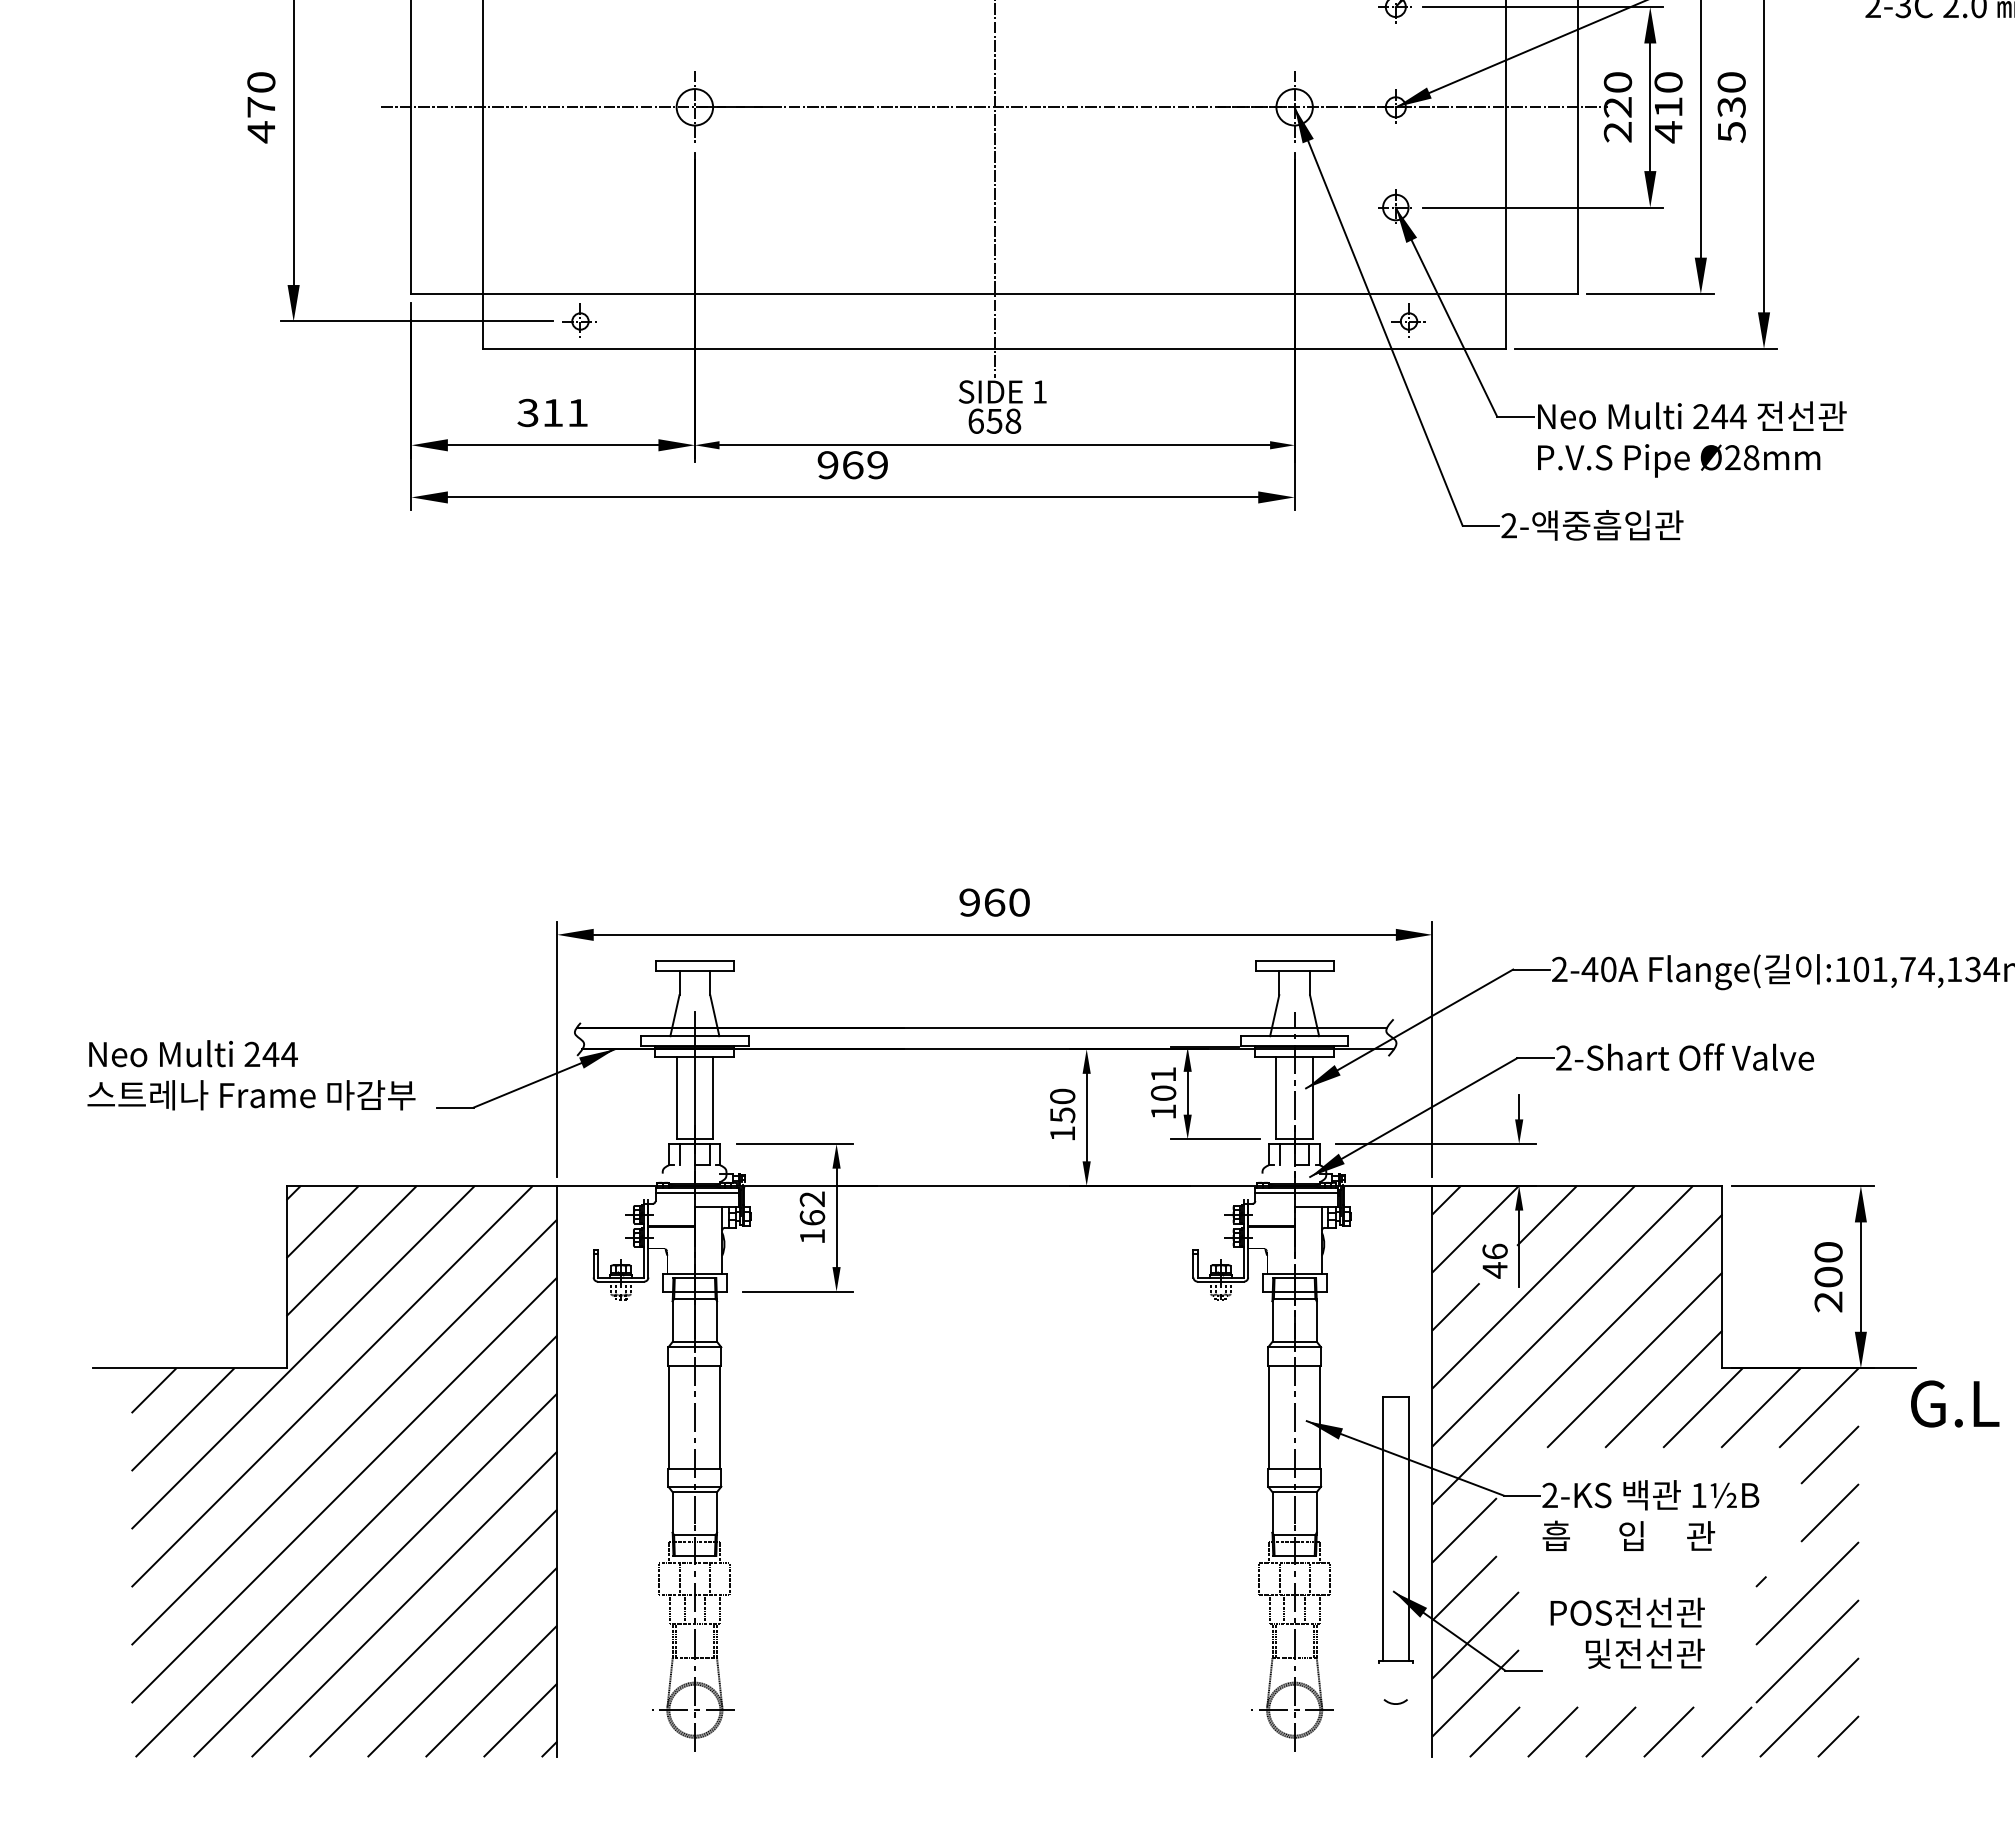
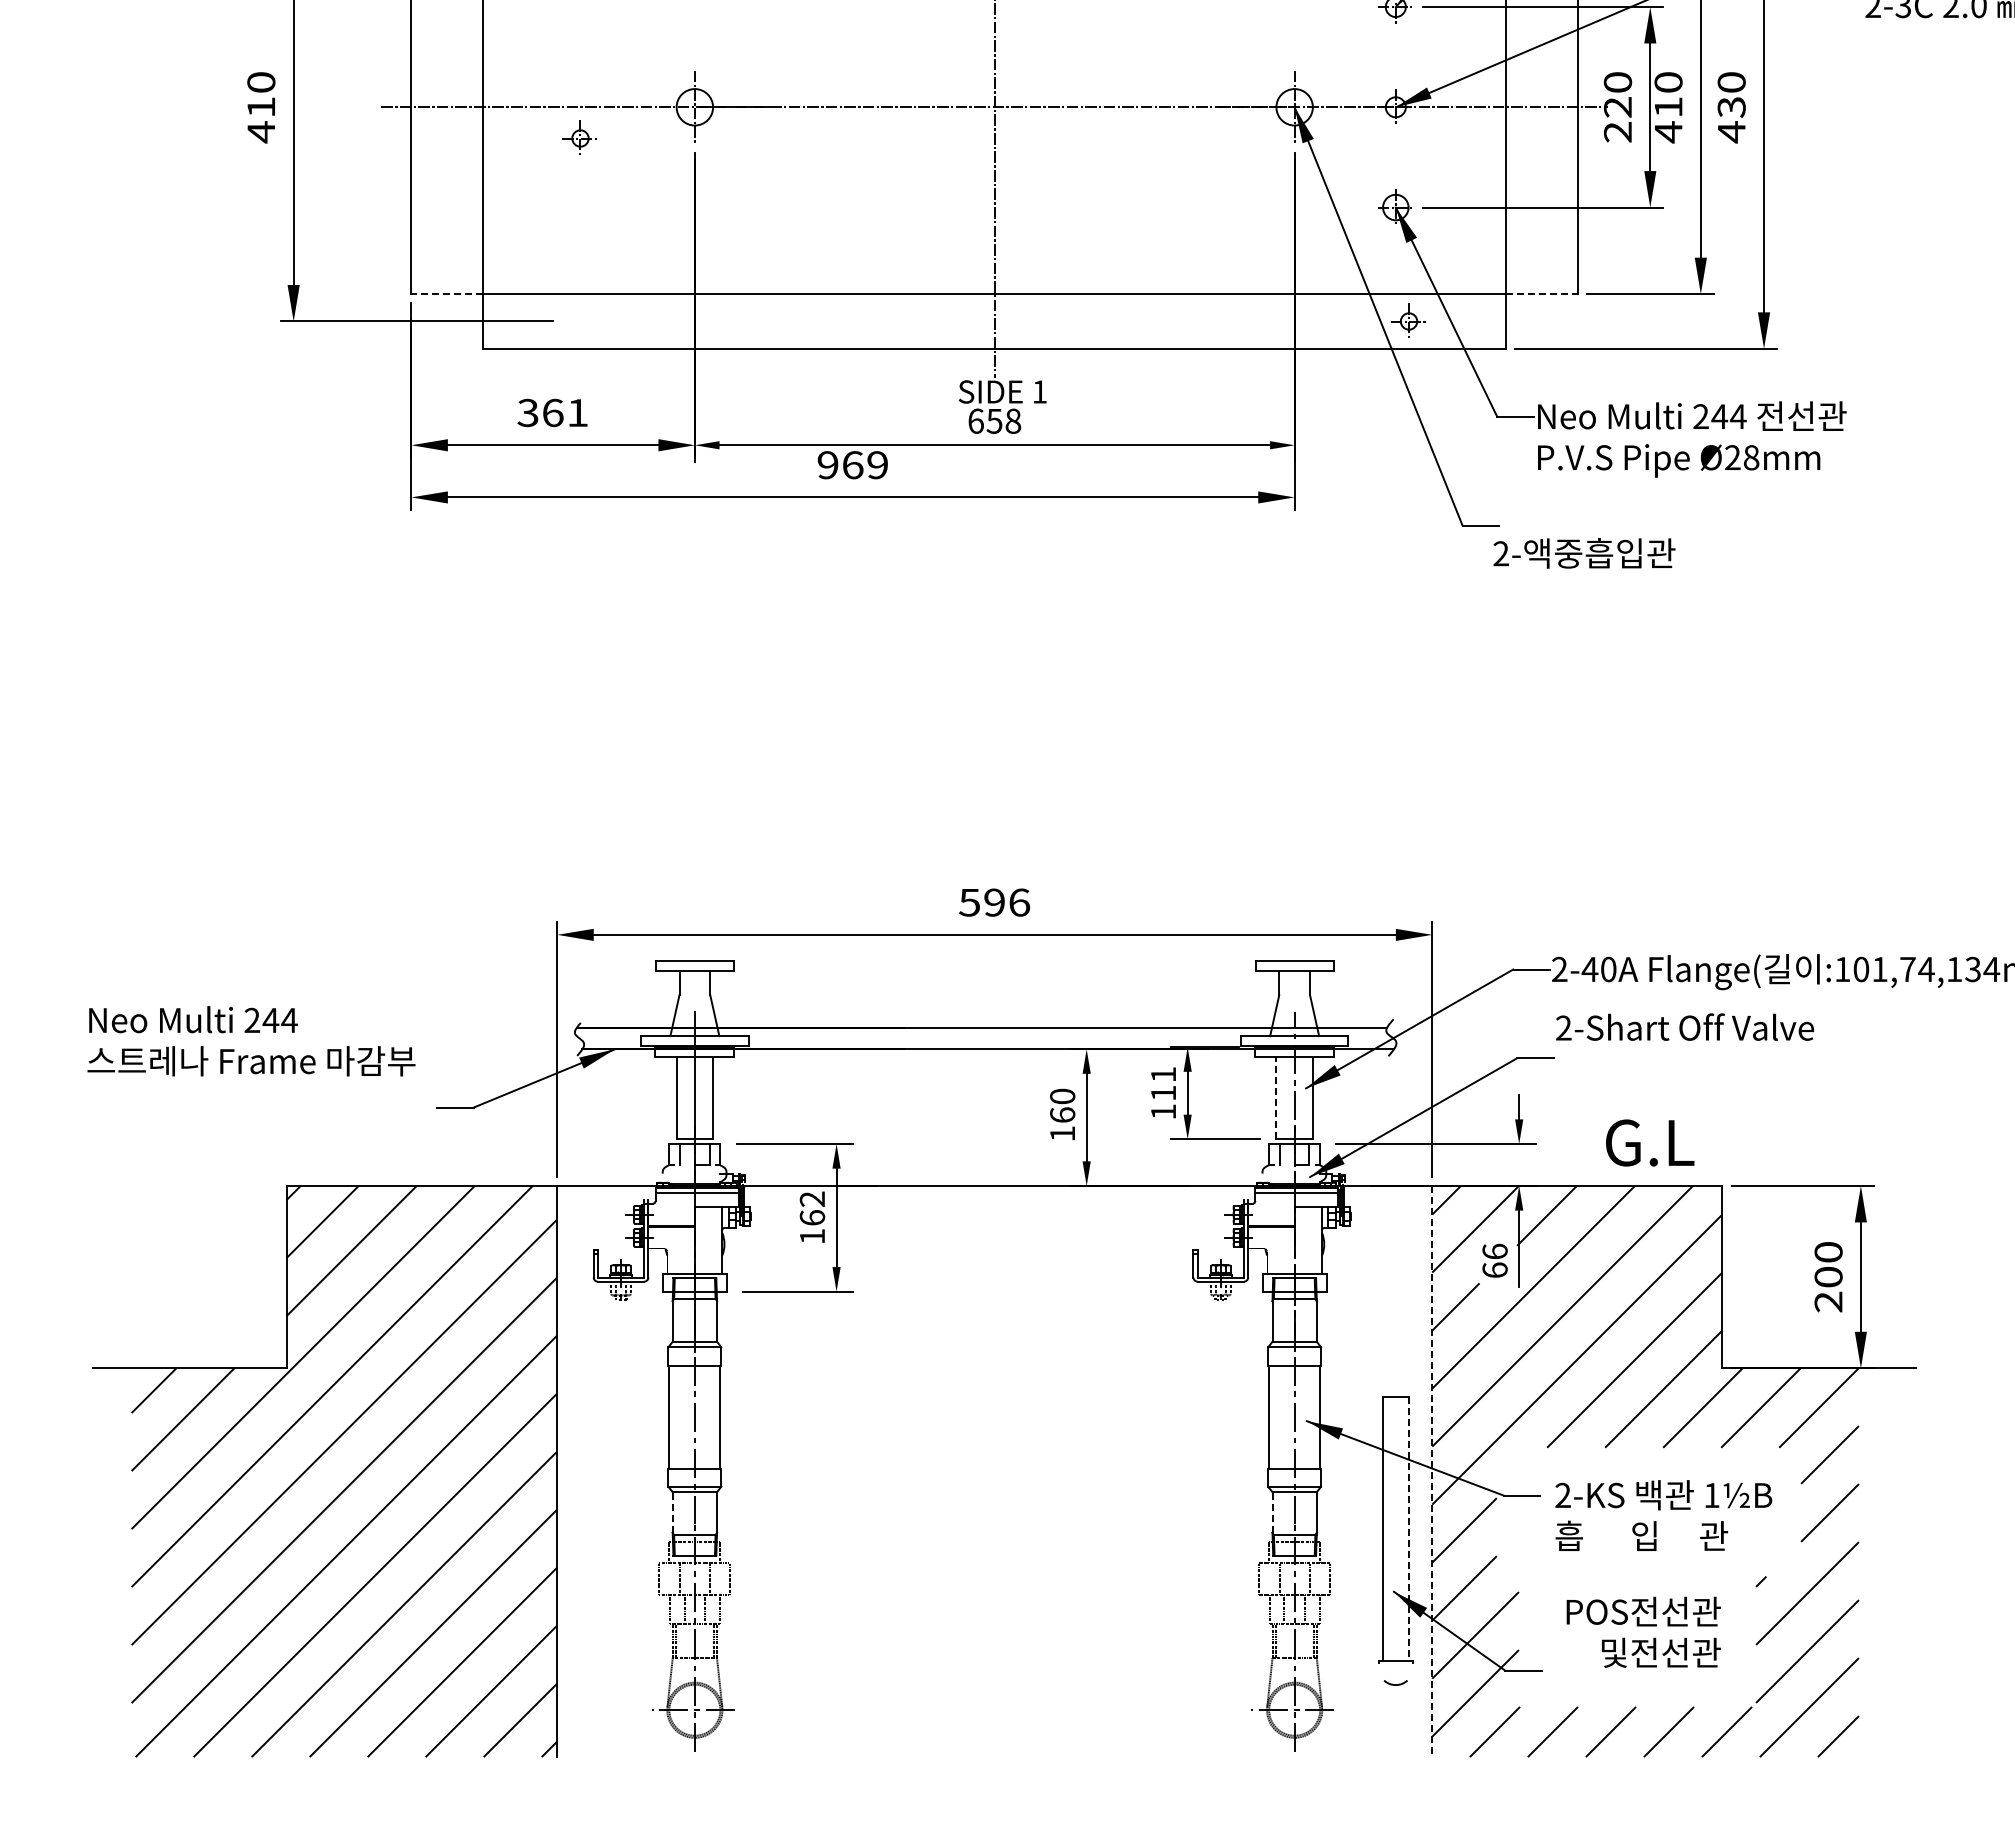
text: 470 -> 410 (260, 107)
text: 530 -> 430 (1731, 132)
line: solid -> dashed (446, 294)
line: solid -> dashed (1542, 294)
part position: (579, 320) -> (579, 137) (579, 137)
text: 311 -> 361 (553, 412)
text position: (1592, 525) -> (1584, 553) (1584, 553)
text: 960 -> 596 (994, 902)
text position: (1685, 1056) -> (1685, 1026) (1685, 1026)
text position: (251, 1075) -> (251, 1041) (251, 1041)
text: 101 -> 111 (1163, 1092)
line: solid -> dashed (1276, 1097)
text: 150 -> 160 (1062, 1115)
text: 46 -> 66 (1494, 1270)
text position: (1955, 1403) -> (1650, 1142) (1650, 1142)
line: solid -> dashed (1432, 1471)
line: solid -> dashed (672, 1512)
line: solid -> dashed (1272, 1512)
text position: (1650, 1515) -> (1663, 1515) (1663, 1515)
line: solid -> dashed (1408, 1528)
text position: (1627, 1632) -> (1643, 1631) (1643, 1631)
arc position: (1395, 1703) -> (1395, 1684) (1395, 1684)
